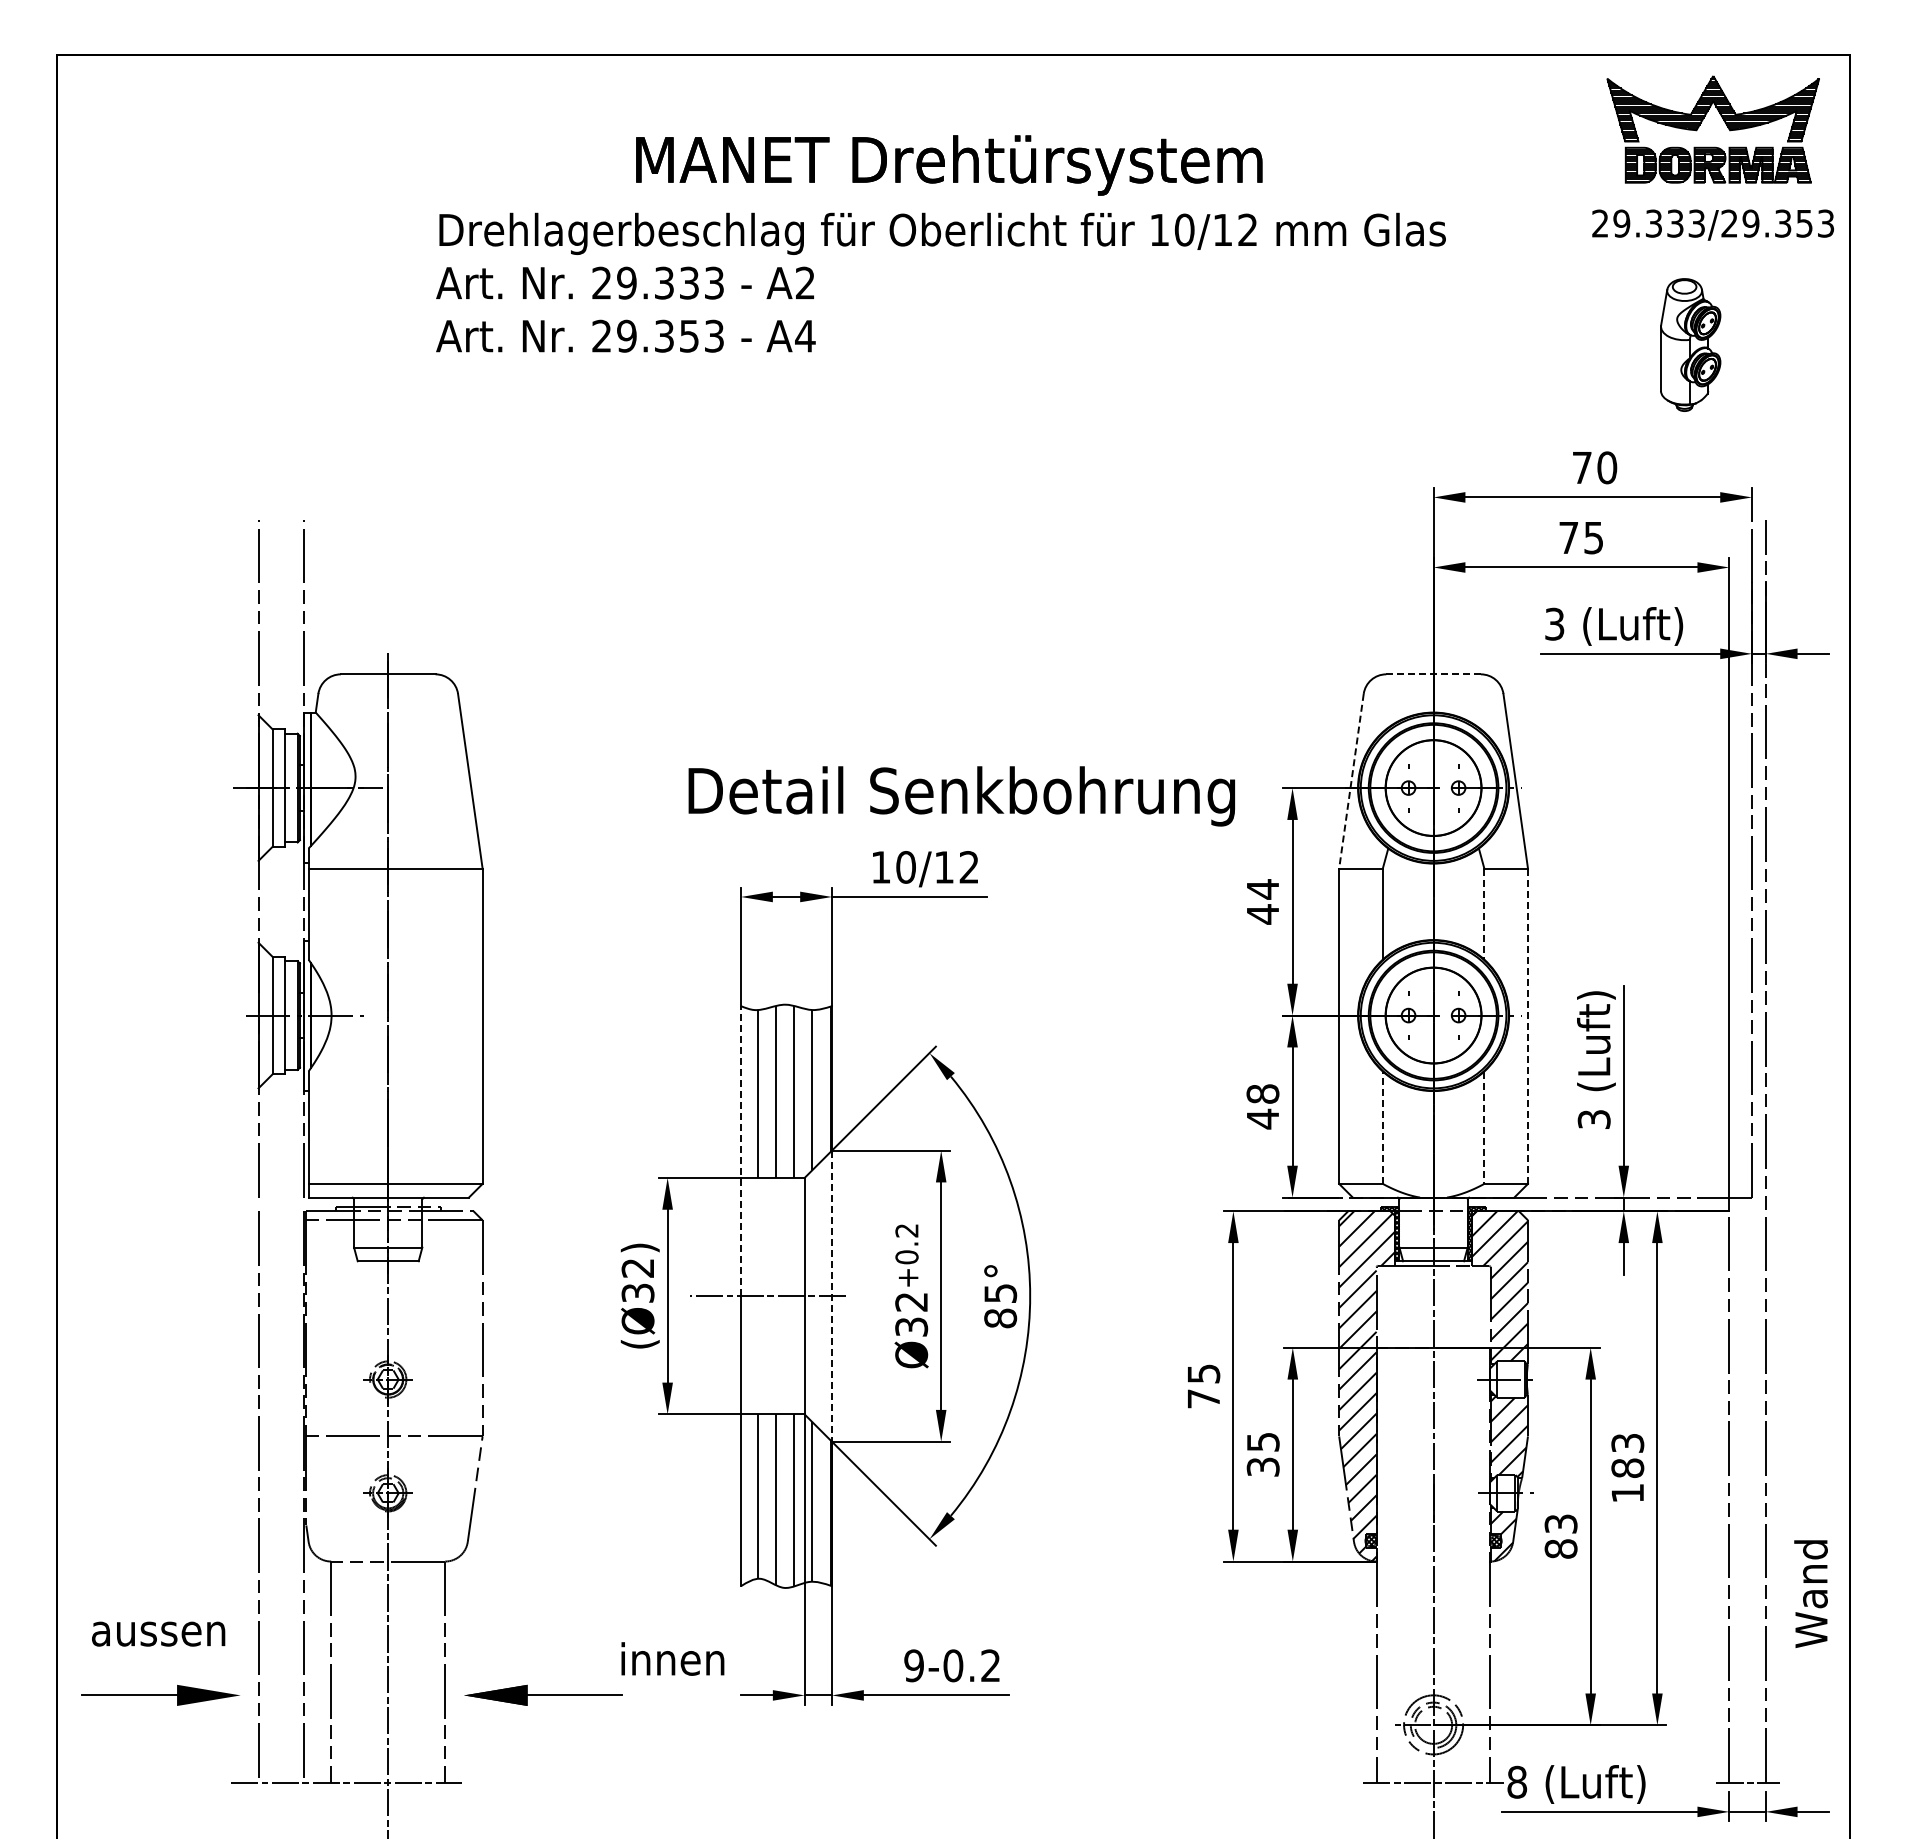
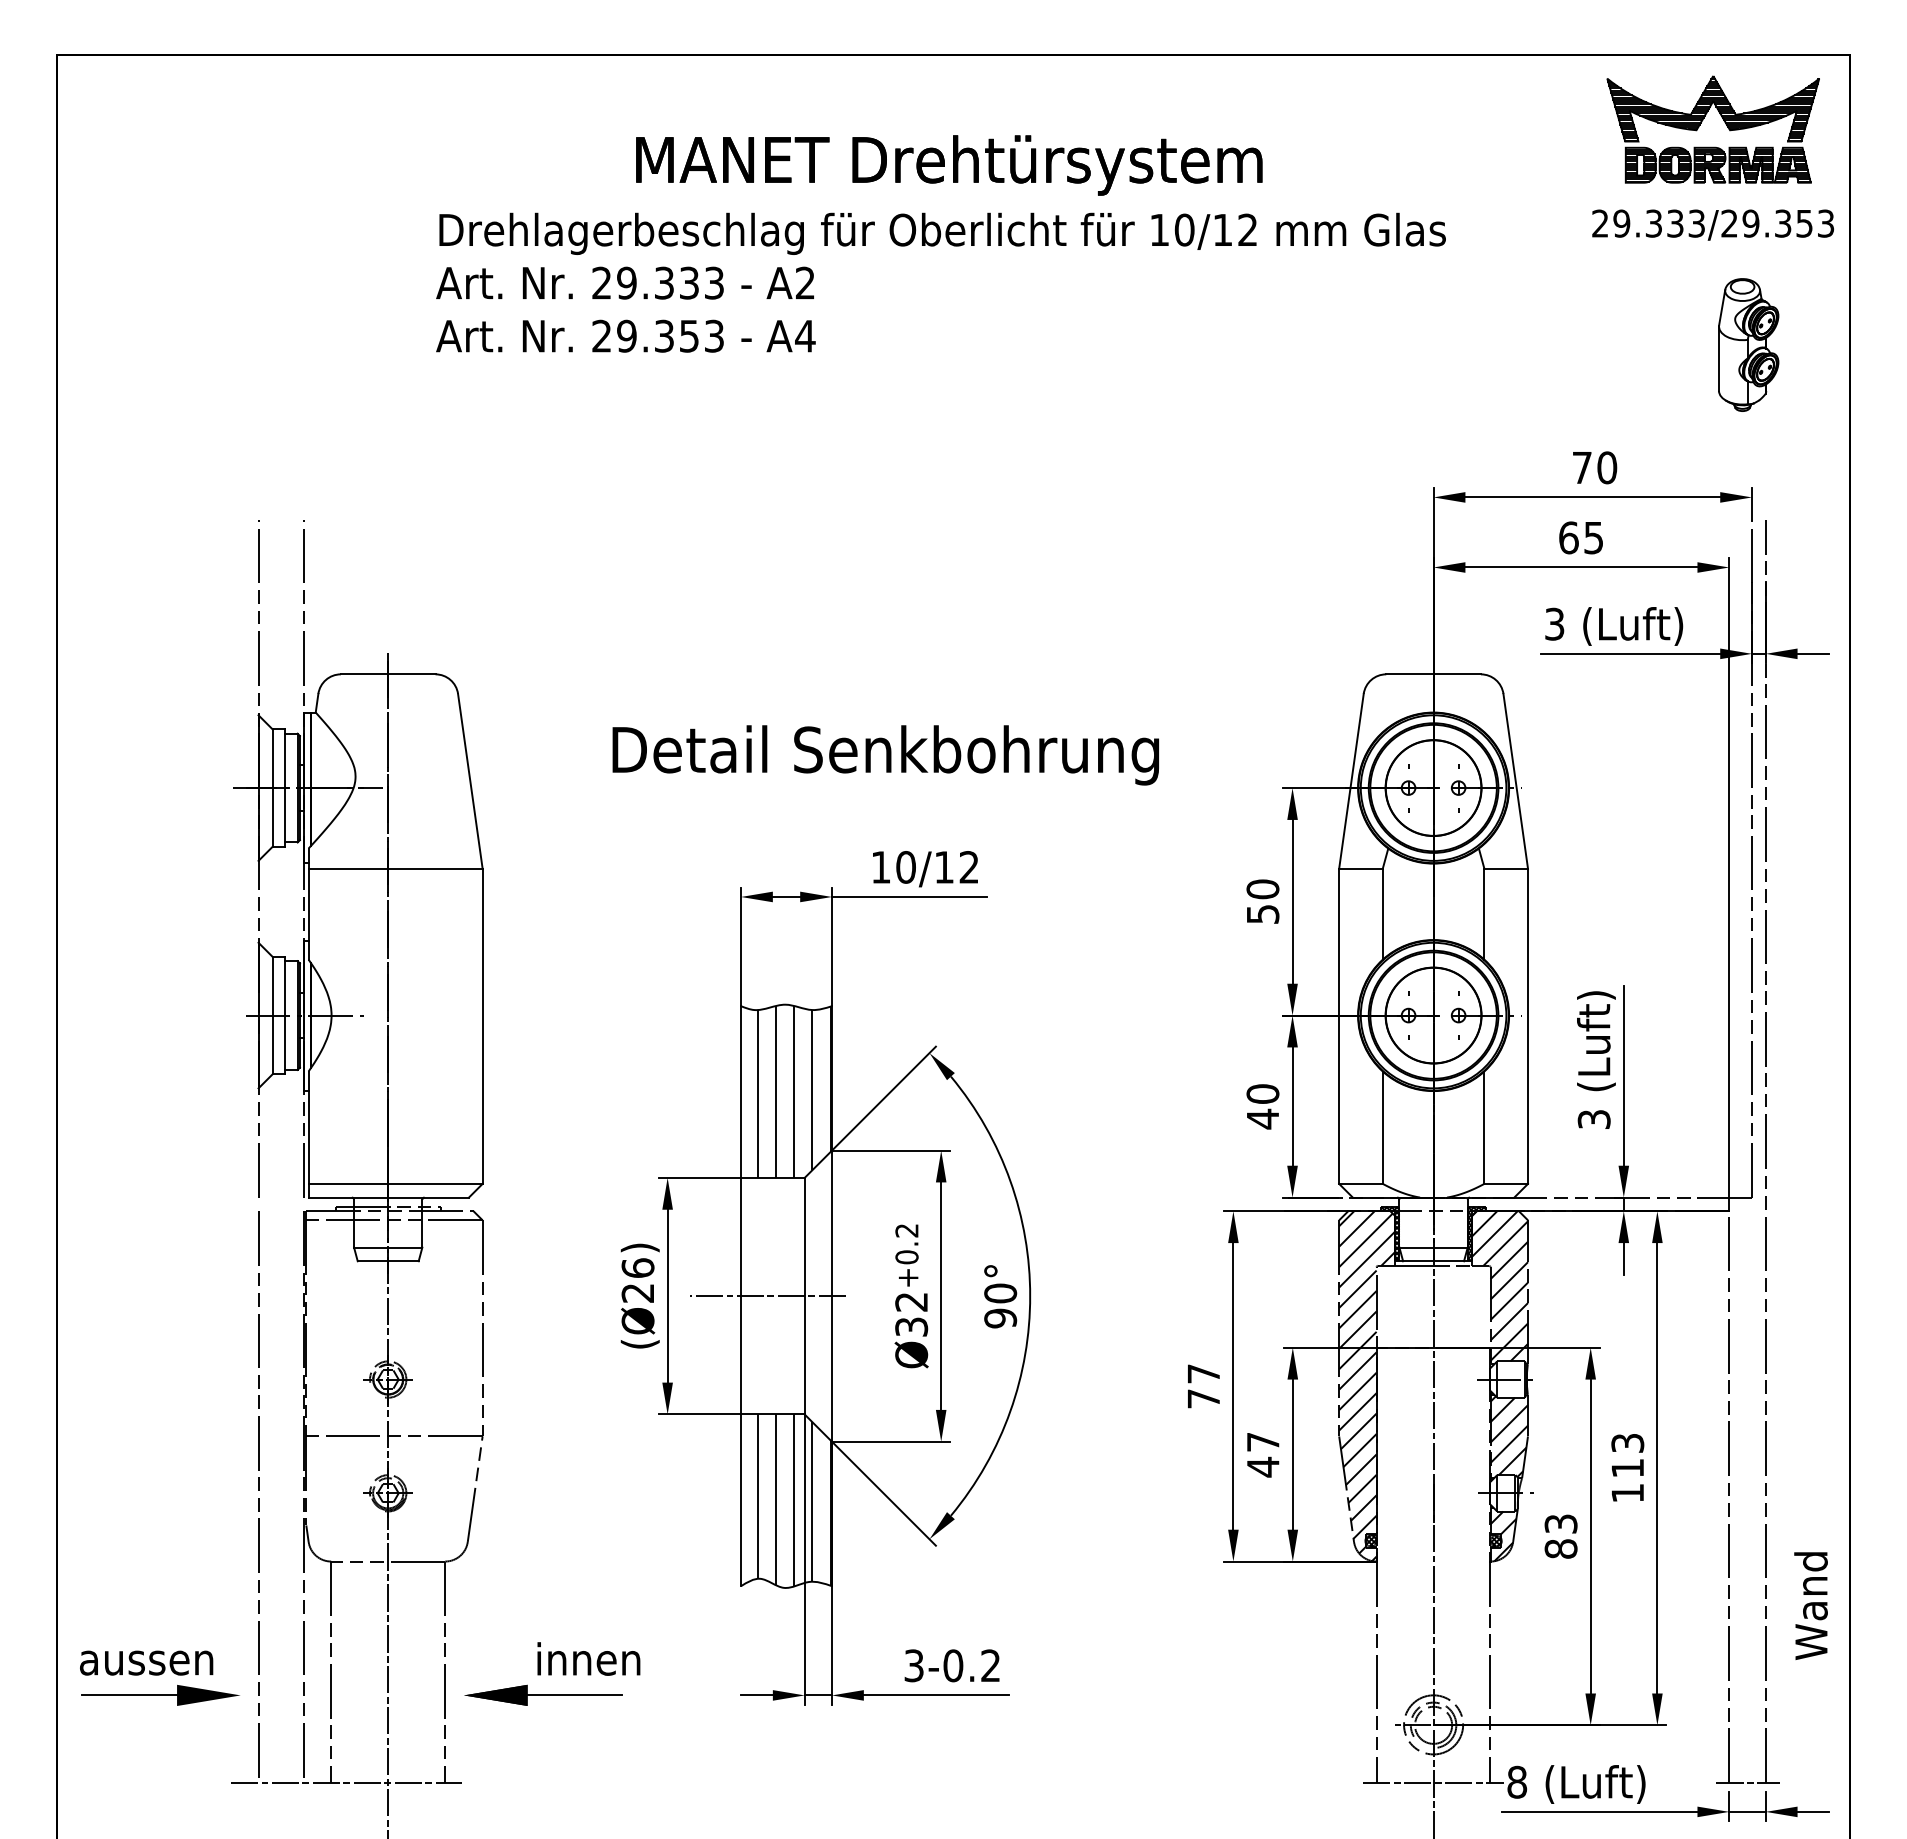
part position: (1690, 344) -> (1748, 344) (1748, 344)
text: 75 -> 65 (1568, 537)
line: dashed -> solid (1434, 674)
line: dashed -> solid (1351, 781)
text position: (961, 796) -> (885, 755) (885, 755)
text: 44 -> 50 (1262, 901)
line: dashed -> solid (1484, 914)
line: dashed -> solid (1528, 1026)
text: 48 -> 40 (1262, 1093)
line: dashed -> solid (1382, 1127)
line: dashed -> solid (1484, 1128)
line: dashed -> solid (741, 1150)
text: (Ø32) -> (Ø26) (637, 1280)
line: dashed -> solid (832, 1296)
text: 85° -> 90° (1000, 1305)
text: 75 -> 77 (1204, 1373)
text: 35 -> 47 (1262, 1455)
text: 183 -> 113 (1627, 1468)
text position: (1810, 1593) -> (1810, 1605) (1810, 1605)
text position: (158, 1633) -> (146, 1662) (146, 1662)
text position: (672, 1658) -> (588, 1658) (588, 1658)
text: 9-0.2 -> 3-0.2 (913, 1665)
